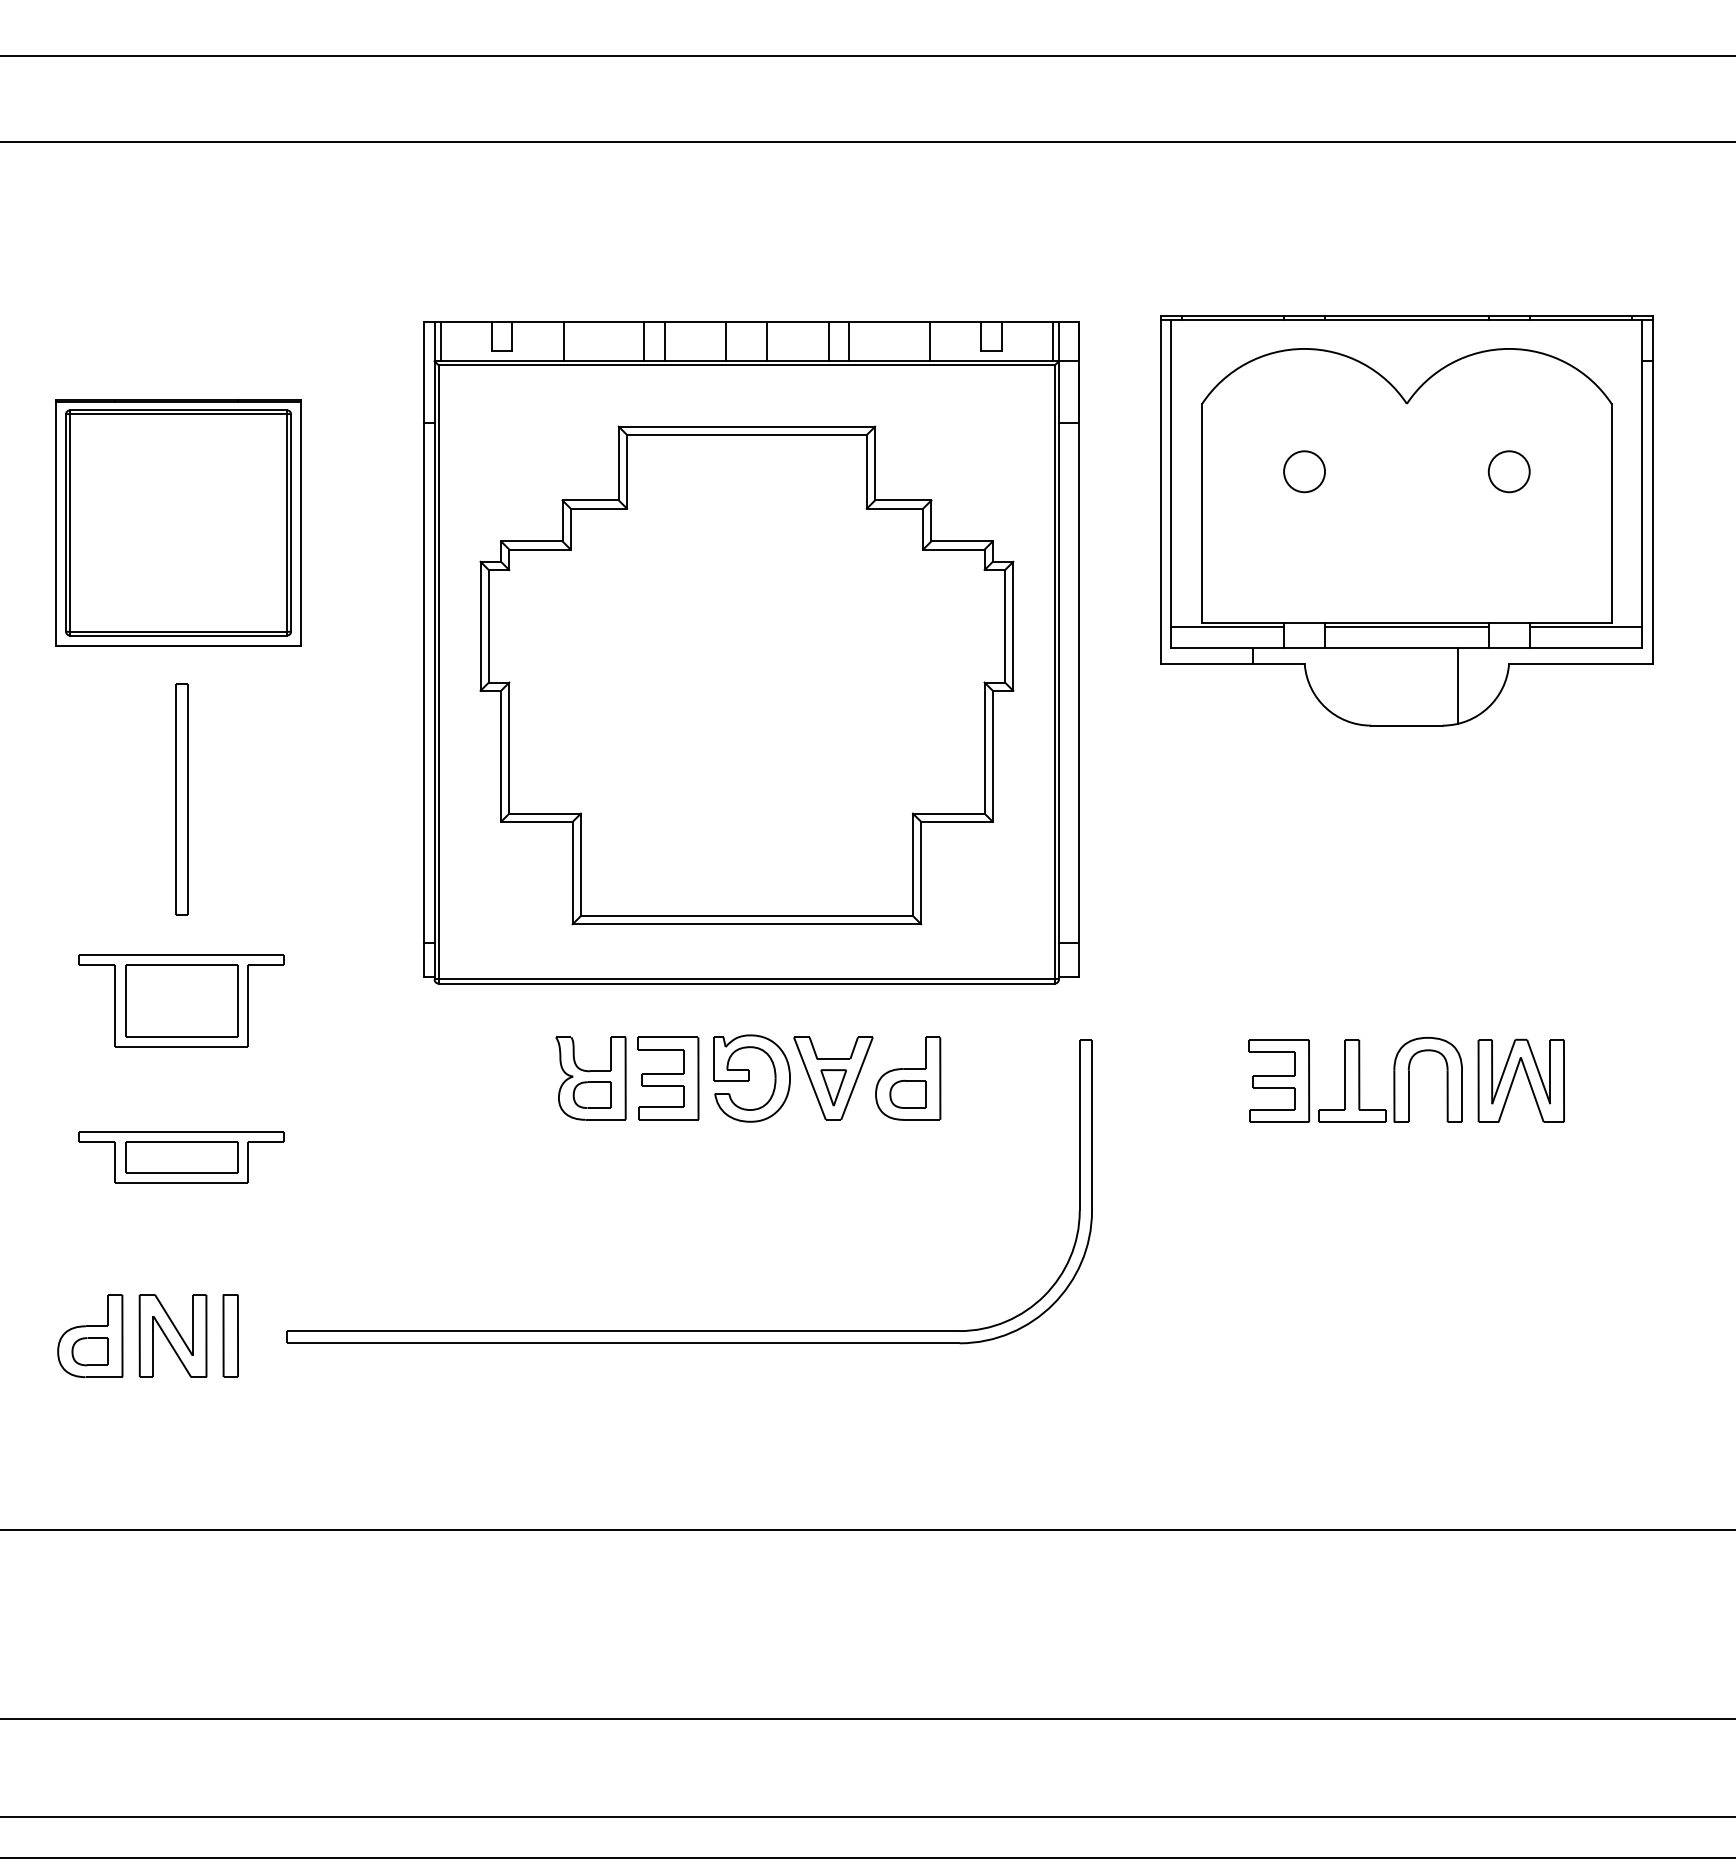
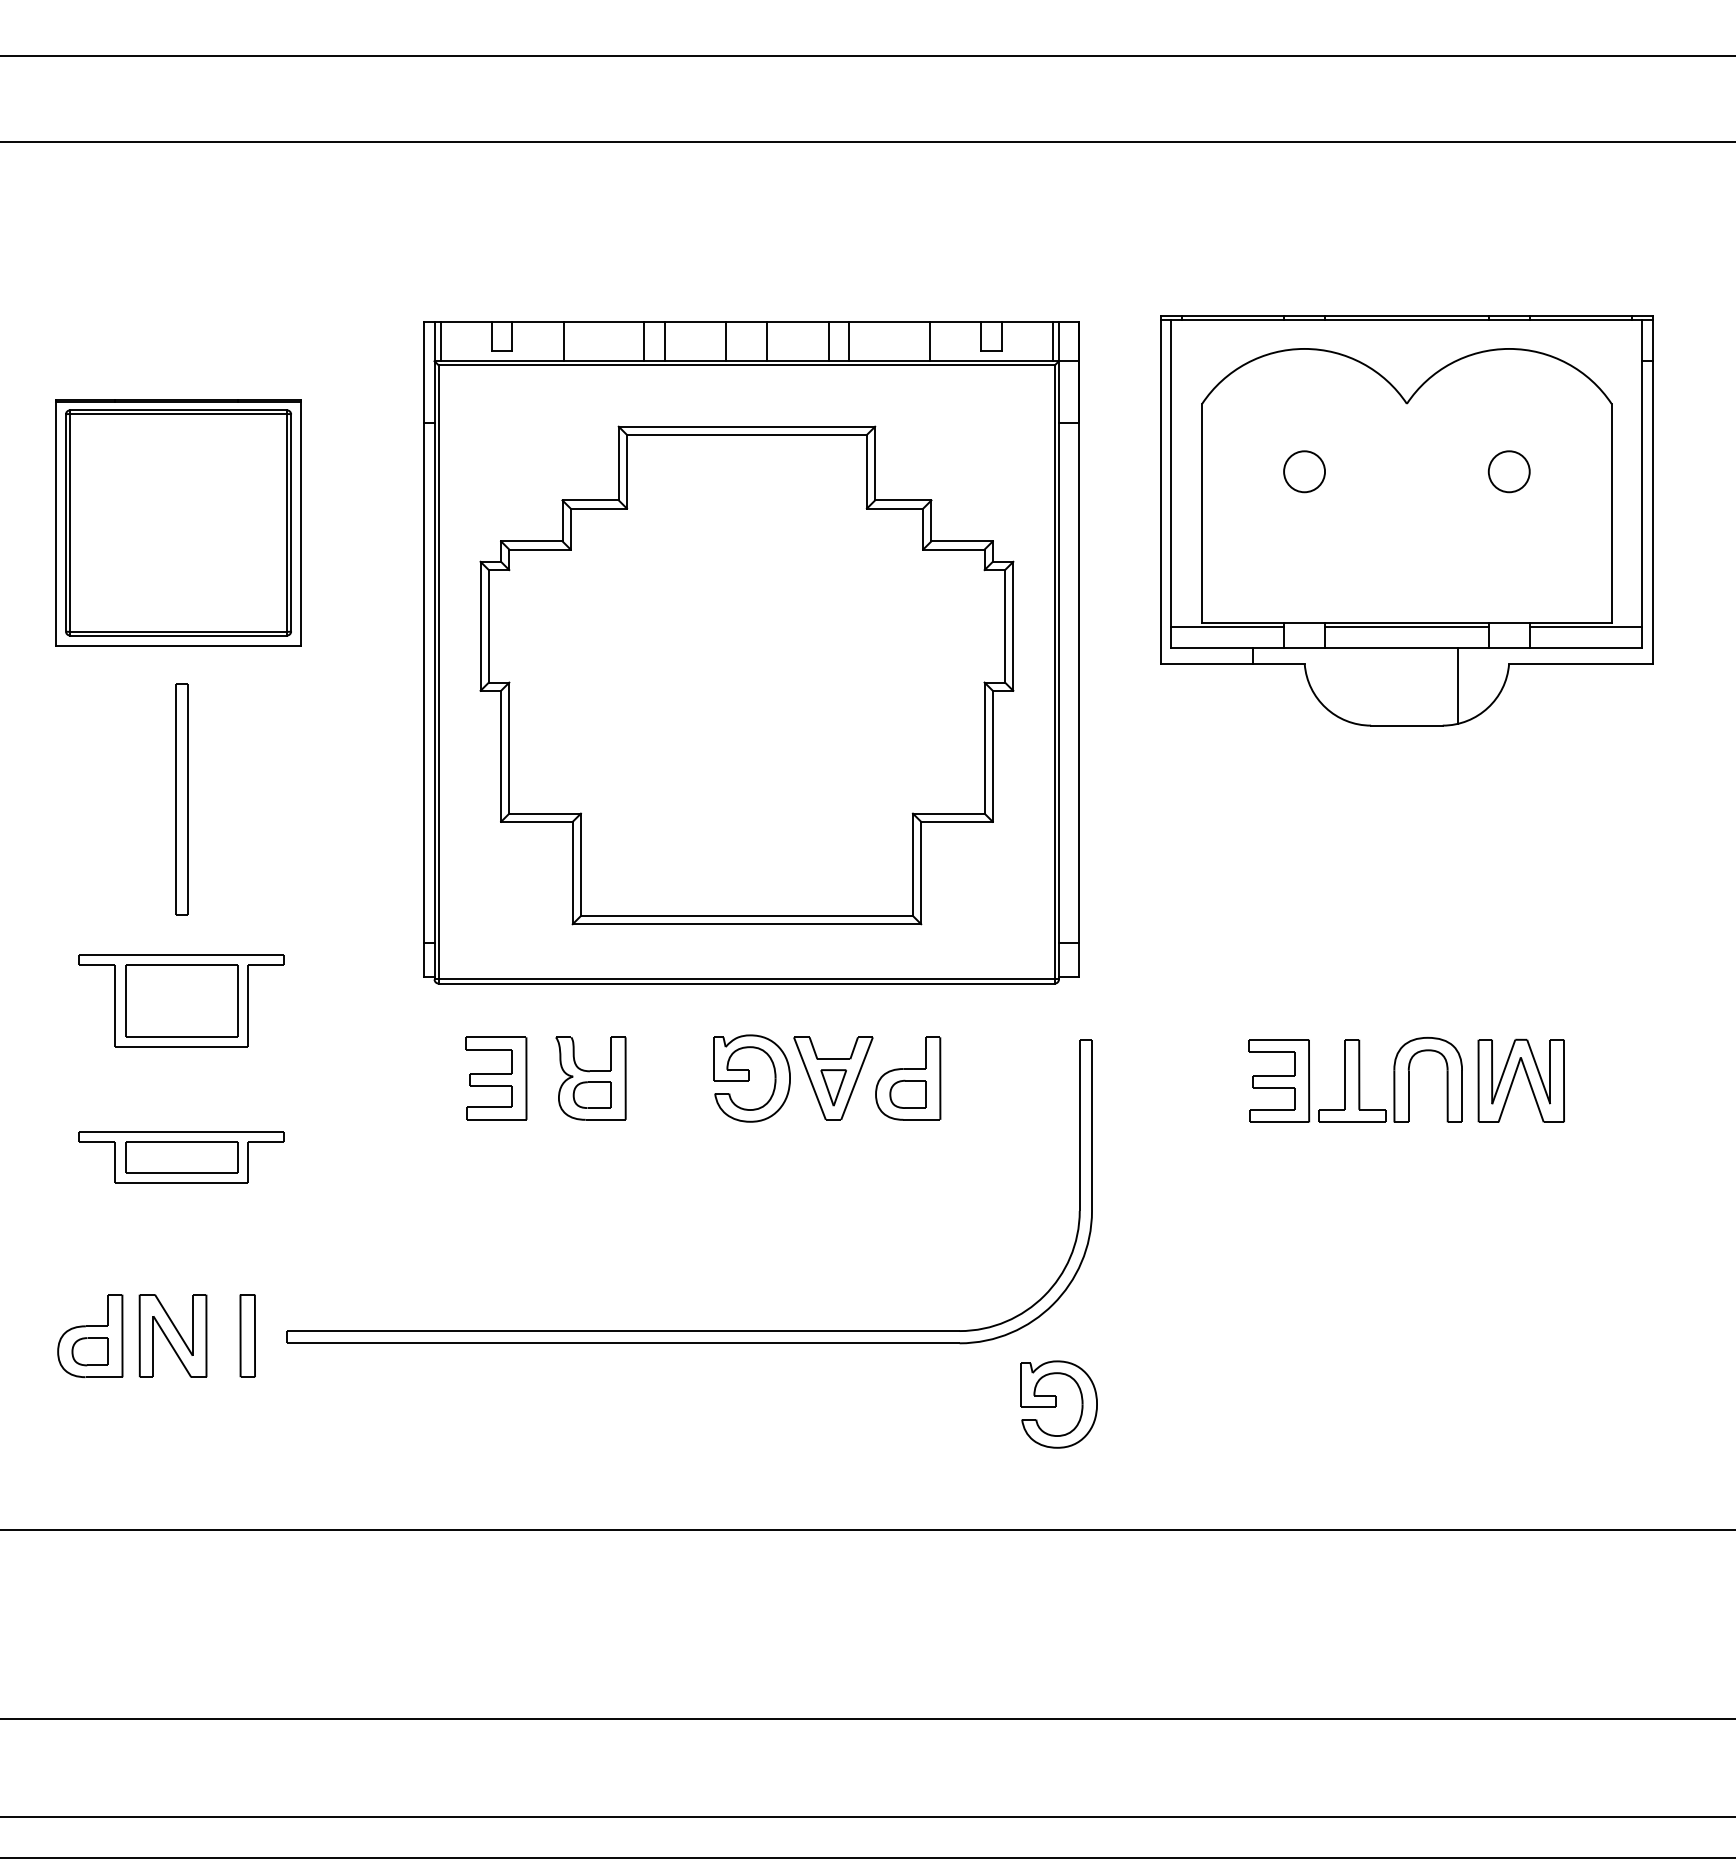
part position: (668, 1078) -> (496, 1078) (496, 1078)
part position: (230, 1335) -> (247, 1335) (247, 1335)
part: none -> present (1058, 1404)
